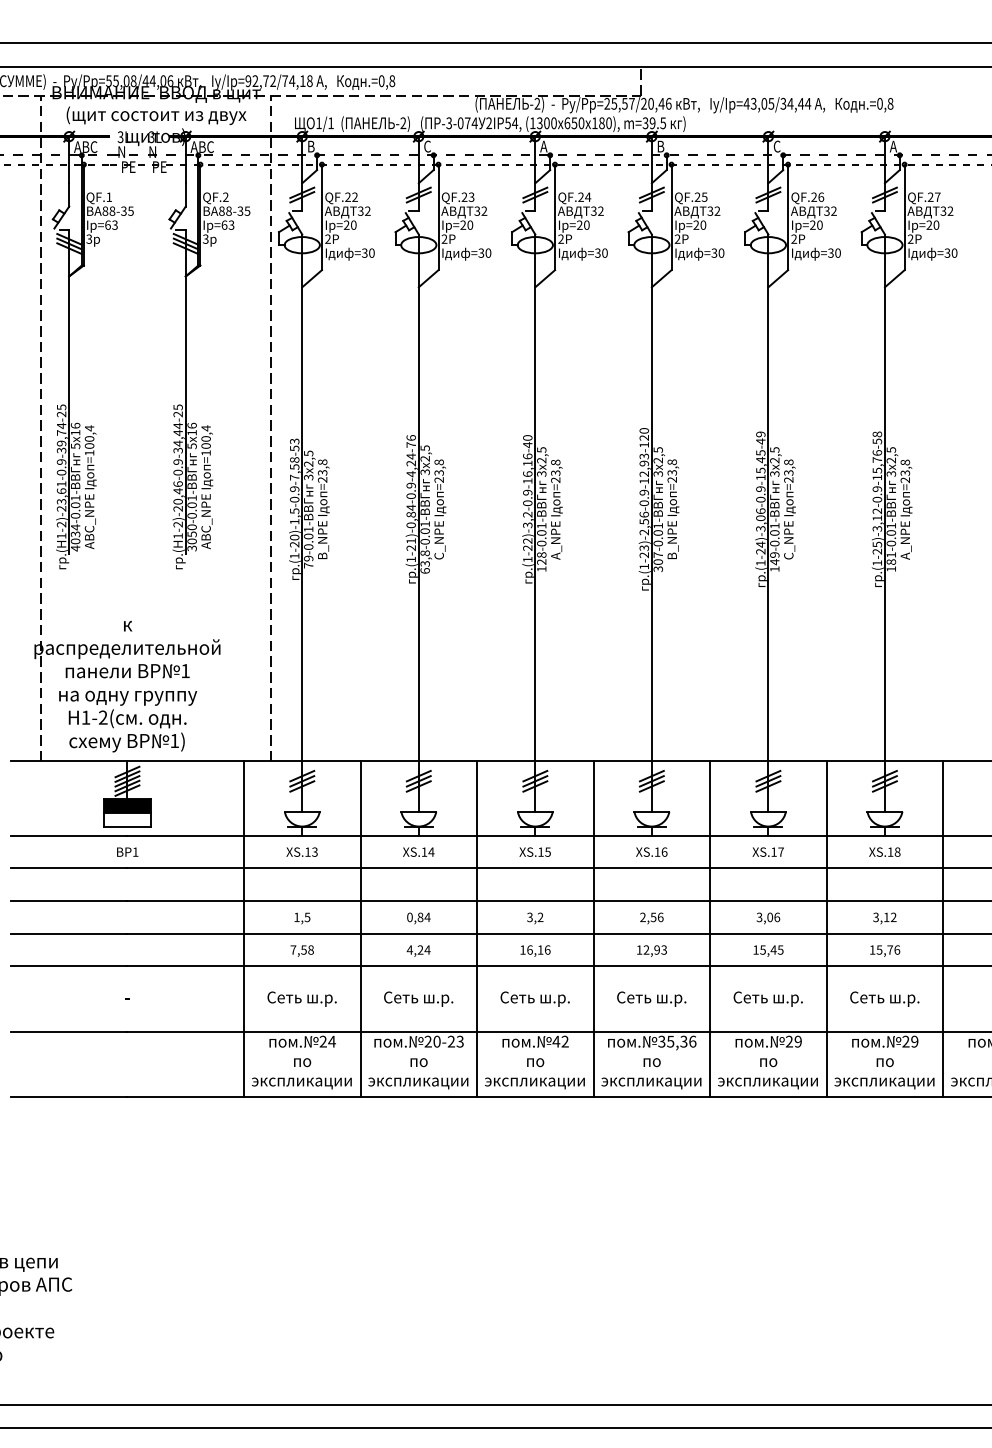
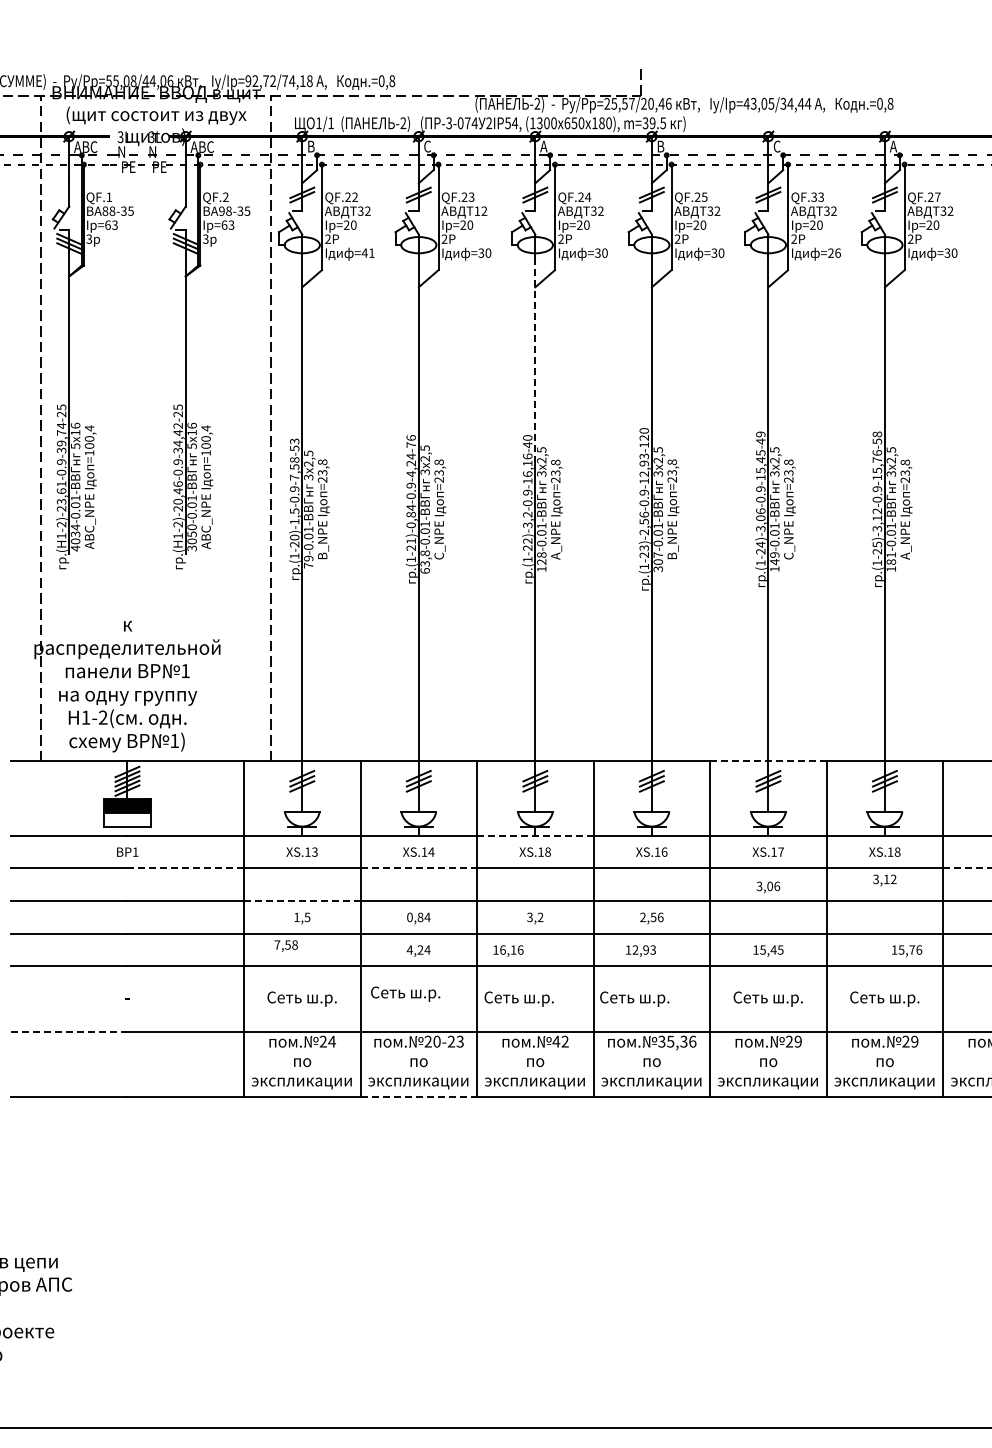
line: present -> none (495, 43)
line: present -> none (495, 66)
text: QF.26 -> QF.33 (817, 196)
text: 88-35 -> 98-35 (221, 210)
text: 32 -> 12 (477, 210)
text: =30 -> =41 (367, 252)
text: =30 -> =26 (834, 252)
line: solid -> dashed (535, 360)
text: 1-2)-20,46-0.9-34,44-25 -> 1-2)-20,46-0.9-34,42-25 (177, 425)
line: solid -> dashed (768, 761)
line: solid -> dashed (535, 835)
text: XS.15 -> XS.18 (547, 851)
line: solid -> dashed (186, 868)
line: solid -> dashed (419, 868)
line: solid -> dashed (967, 868)
line: solid -> dashed (302, 901)
text position: (768, 918) -> (768, 887) (768, 887)
text position: (884, 918) -> (884, 880) (884, 880)
text position: (301, 950) -> (285, 945) (285, 945)
text position: (535, 950) -> (508, 950) (508, 950)
text position: (651, 950) -> (640, 950) (640, 950)
text position: (885, 950) -> (907, 950) (907, 950)
text position: (418, 998) -> (405, 993) (405, 993)
text position: (534, 998) -> (518, 998) (518, 998)
text position: (651, 998) -> (634, 998) (634, 998)
line: solid -> dashed (69, 1031)
line: solid -> dashed (419, 1096)
line: present -> none (495, 1404)
